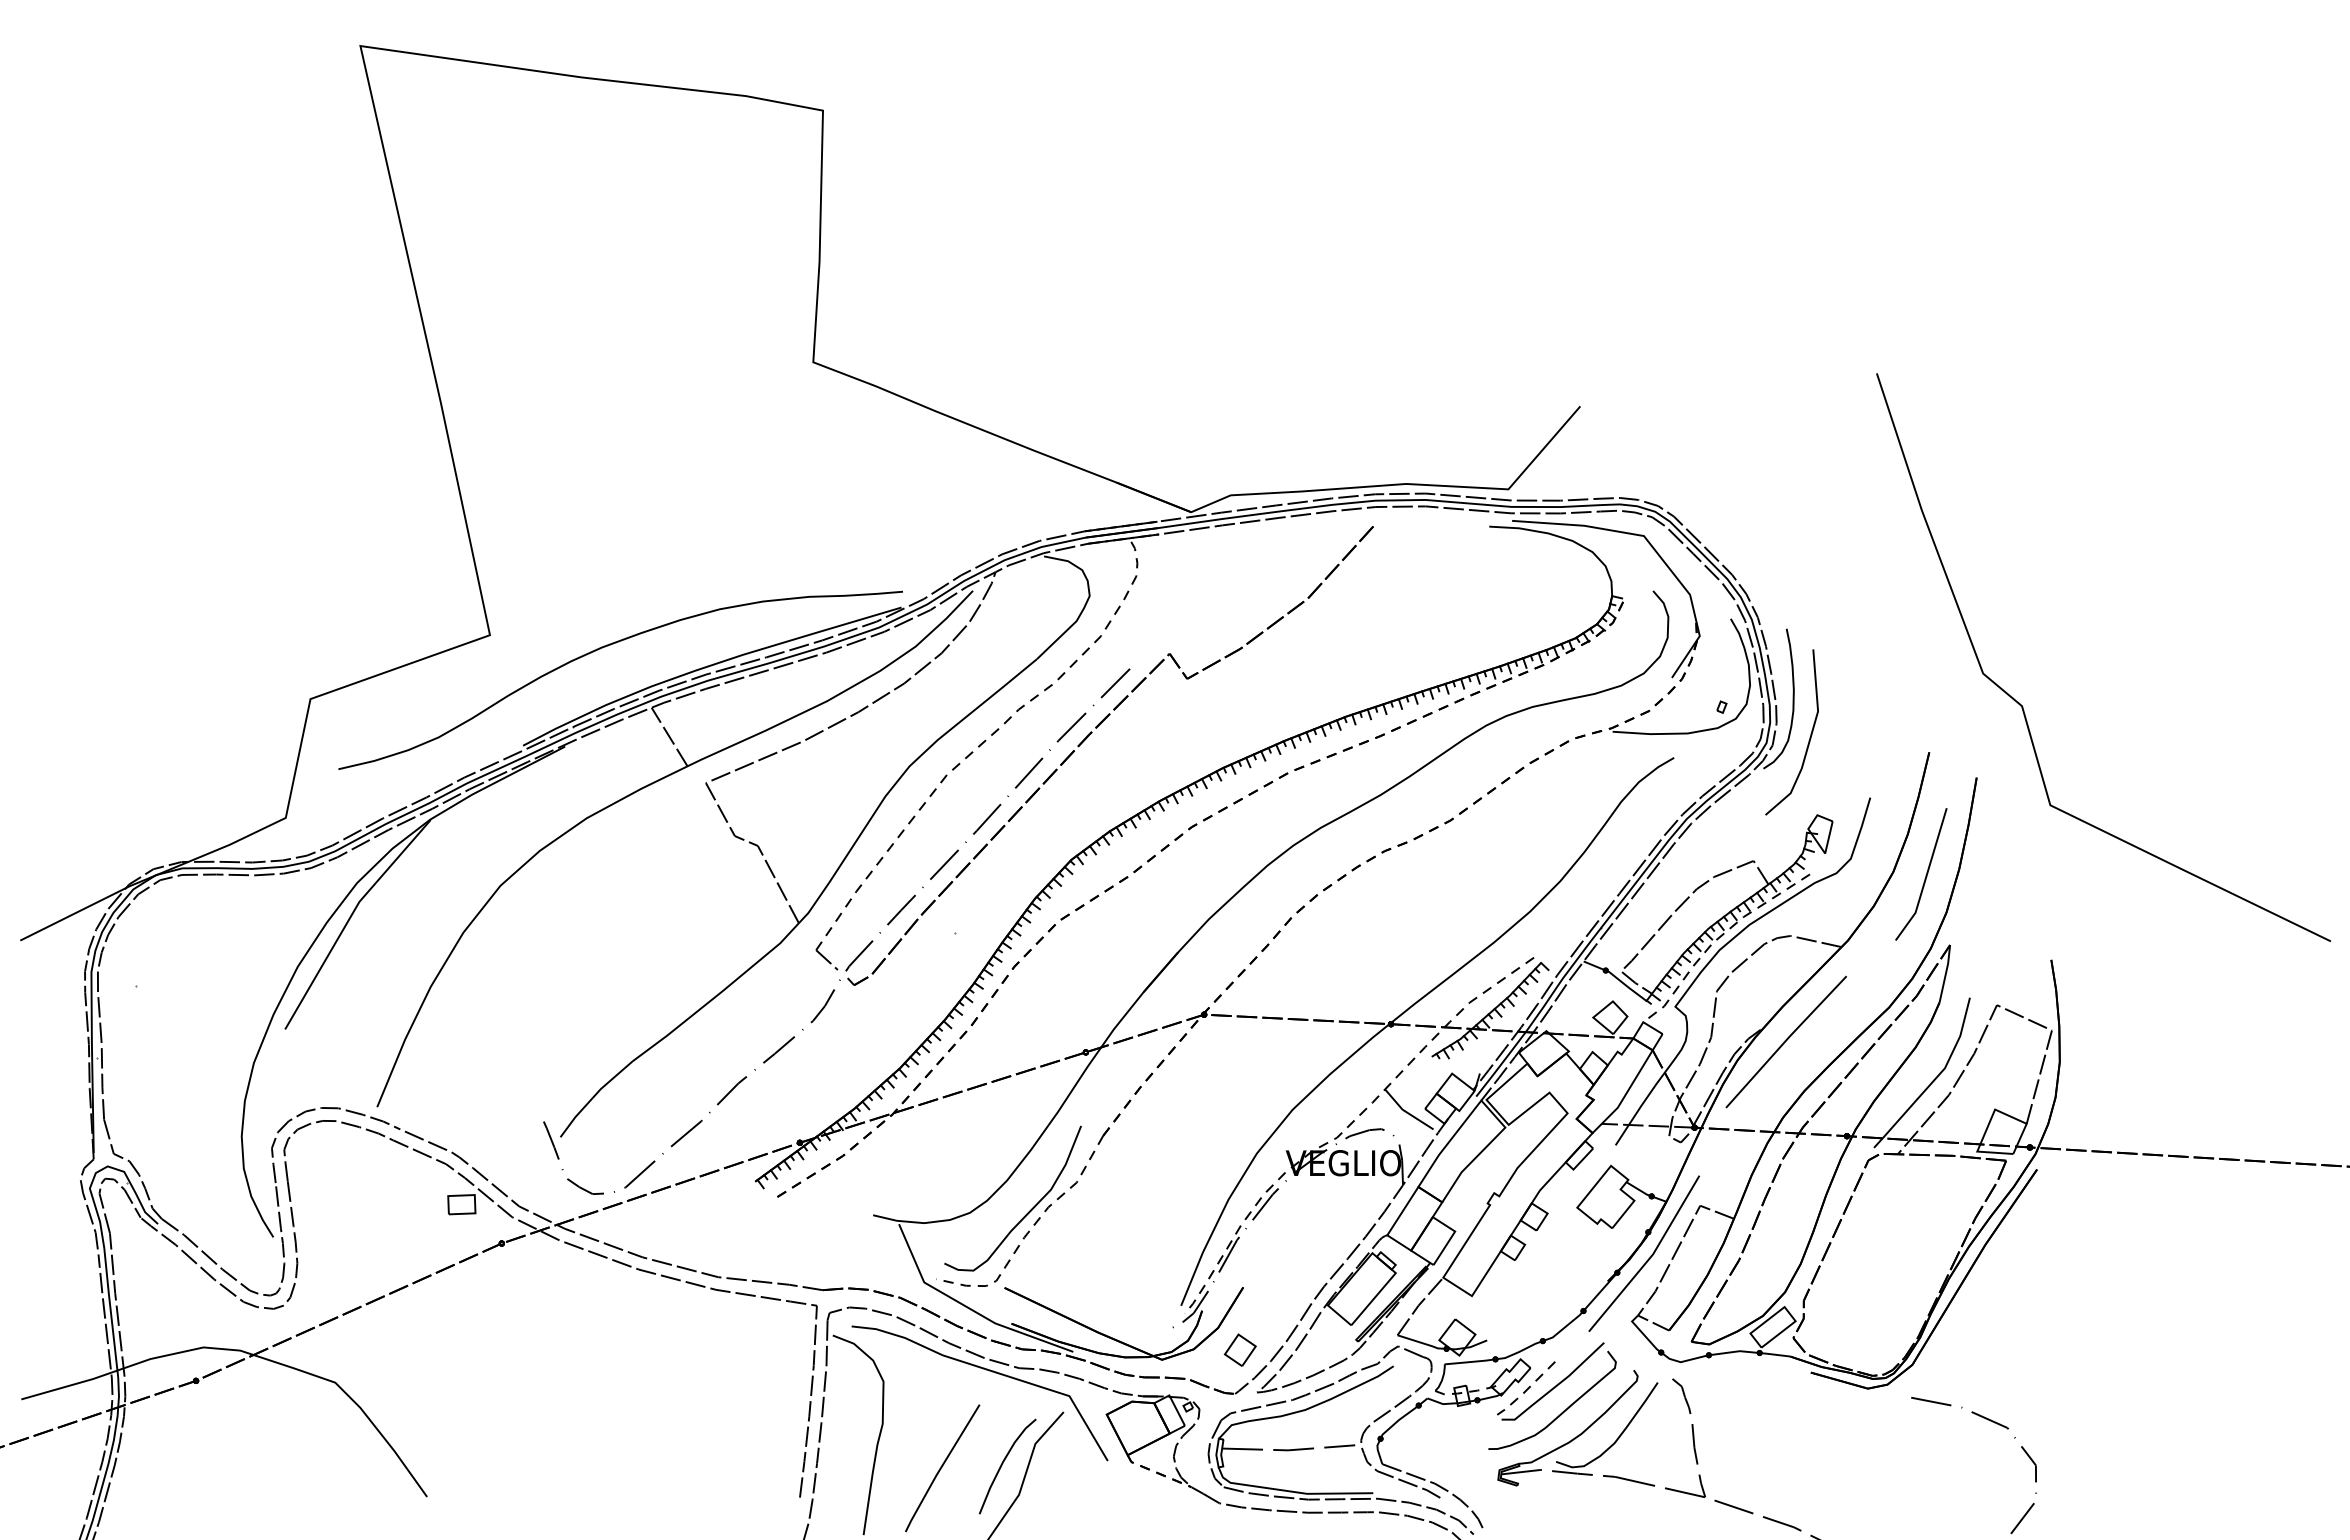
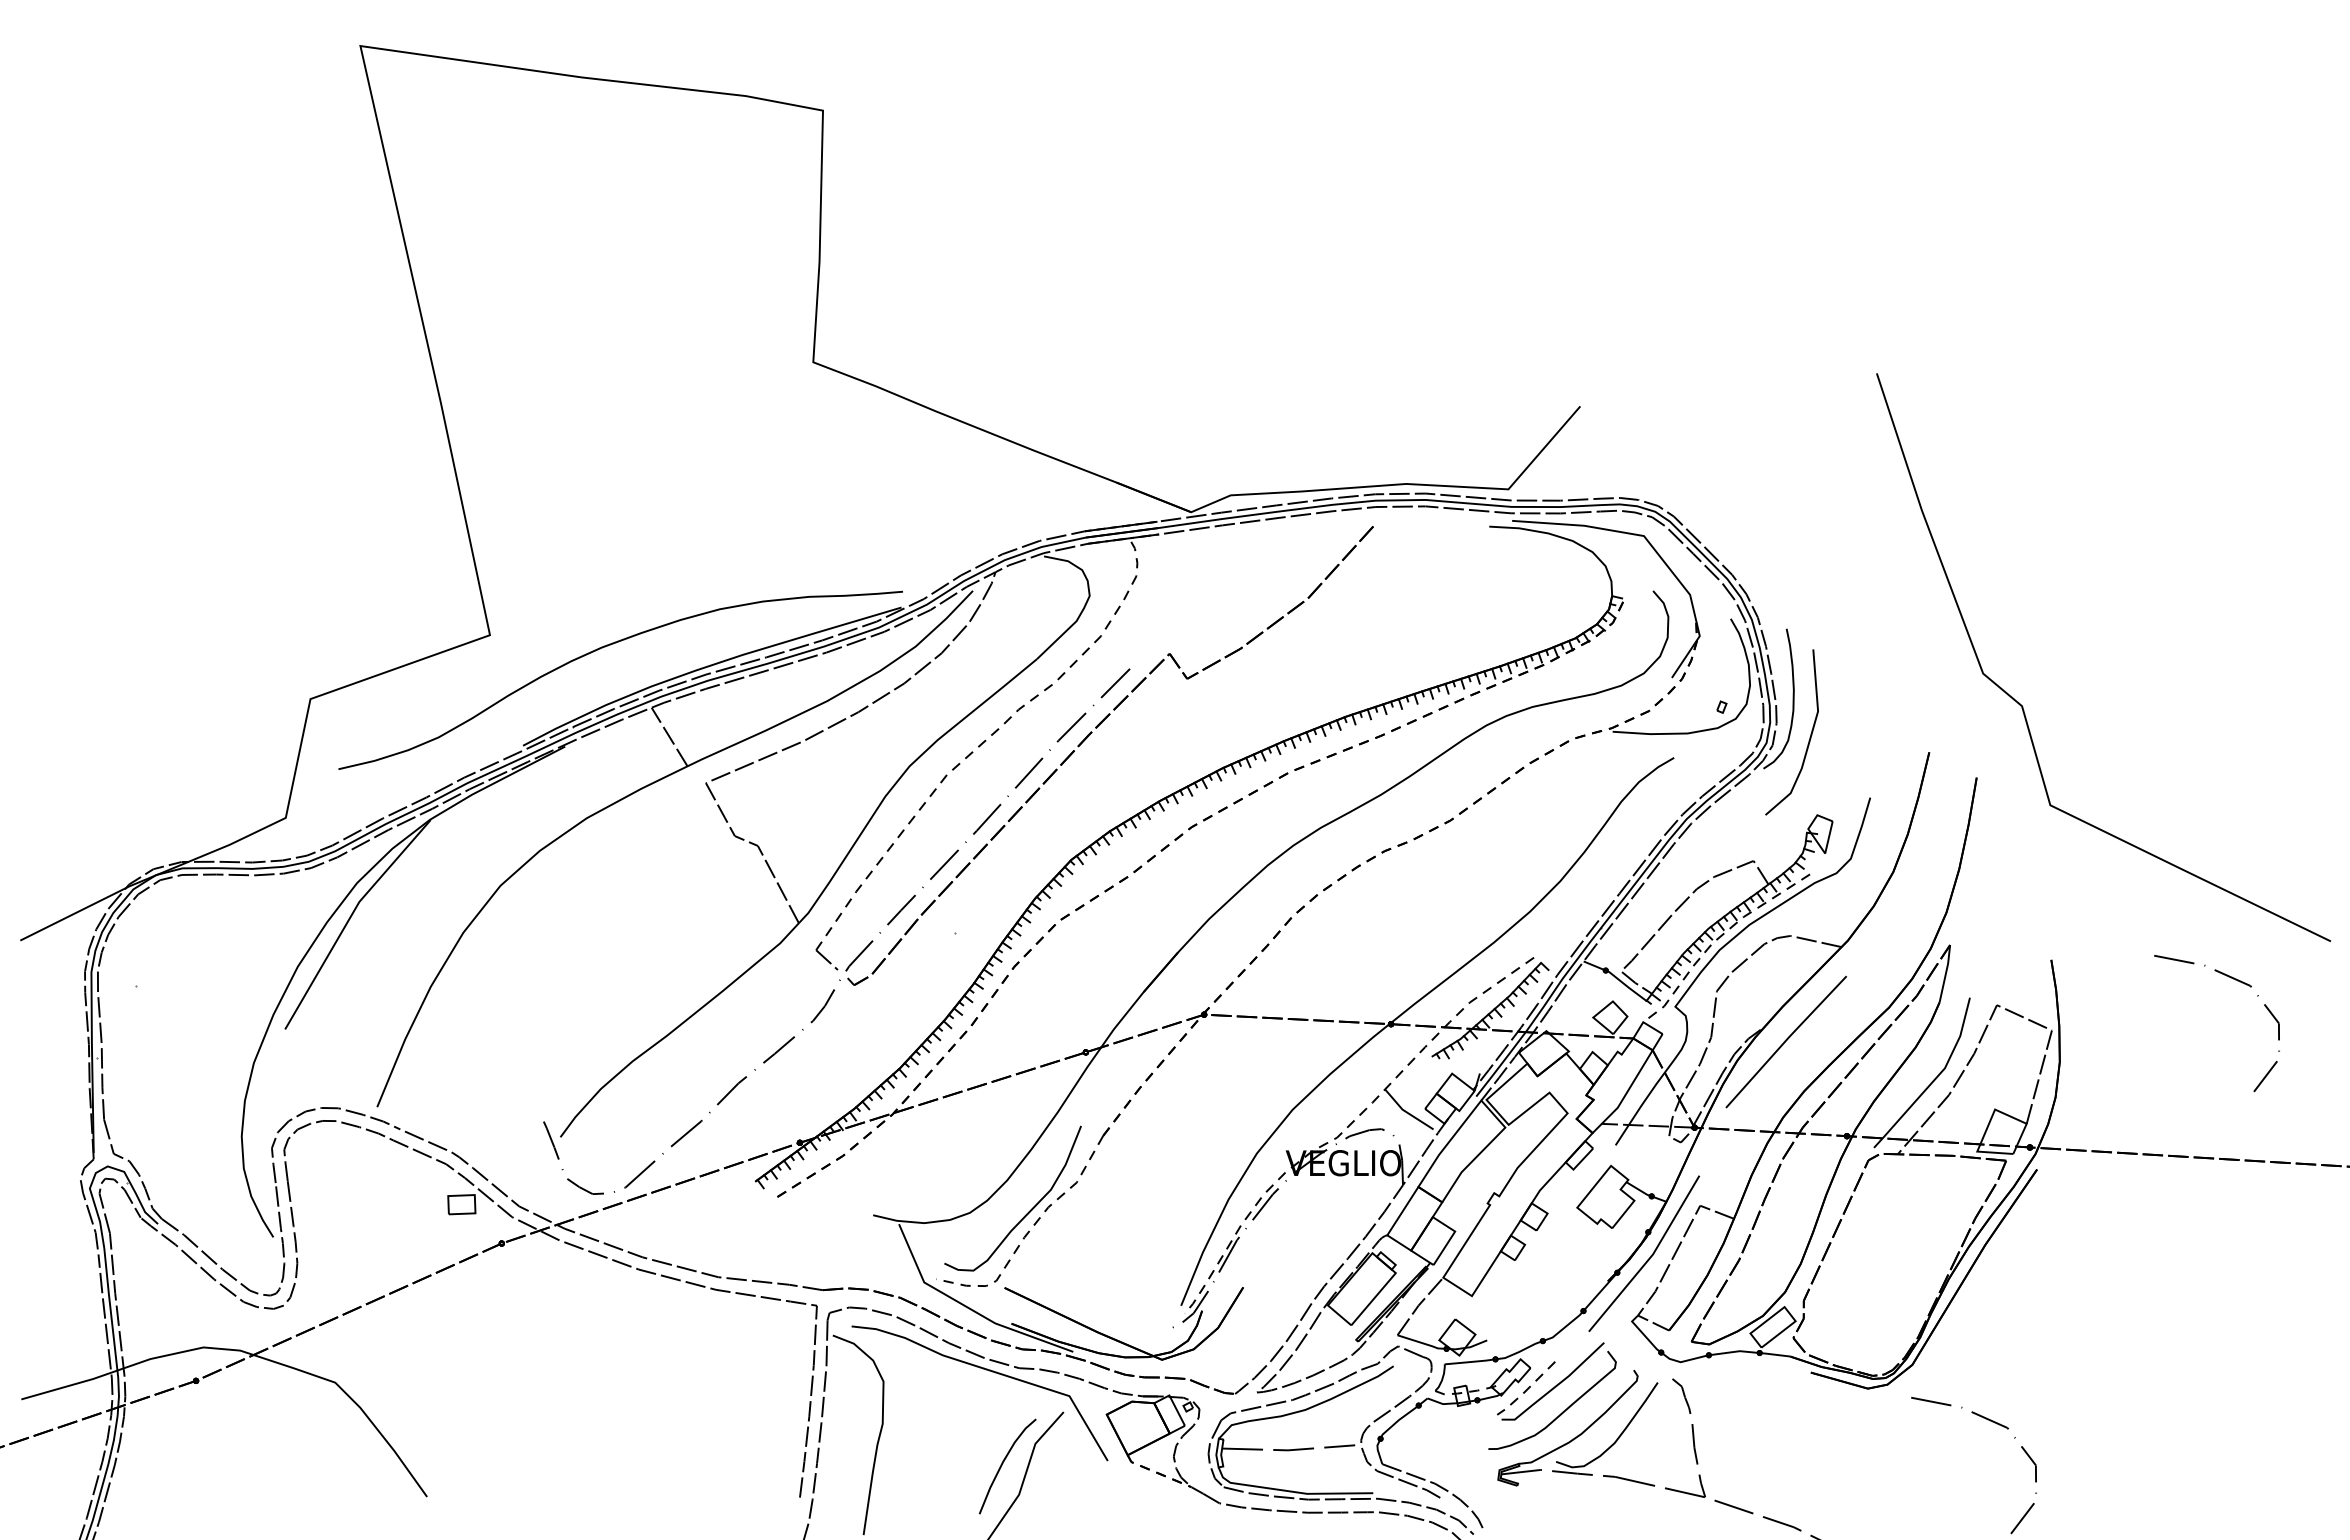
line: present -> none (1925, 875)
curve: none -> present (2237, 981)
part: present -> none (1239, 1349)
line: present -> none (942, 1467)
